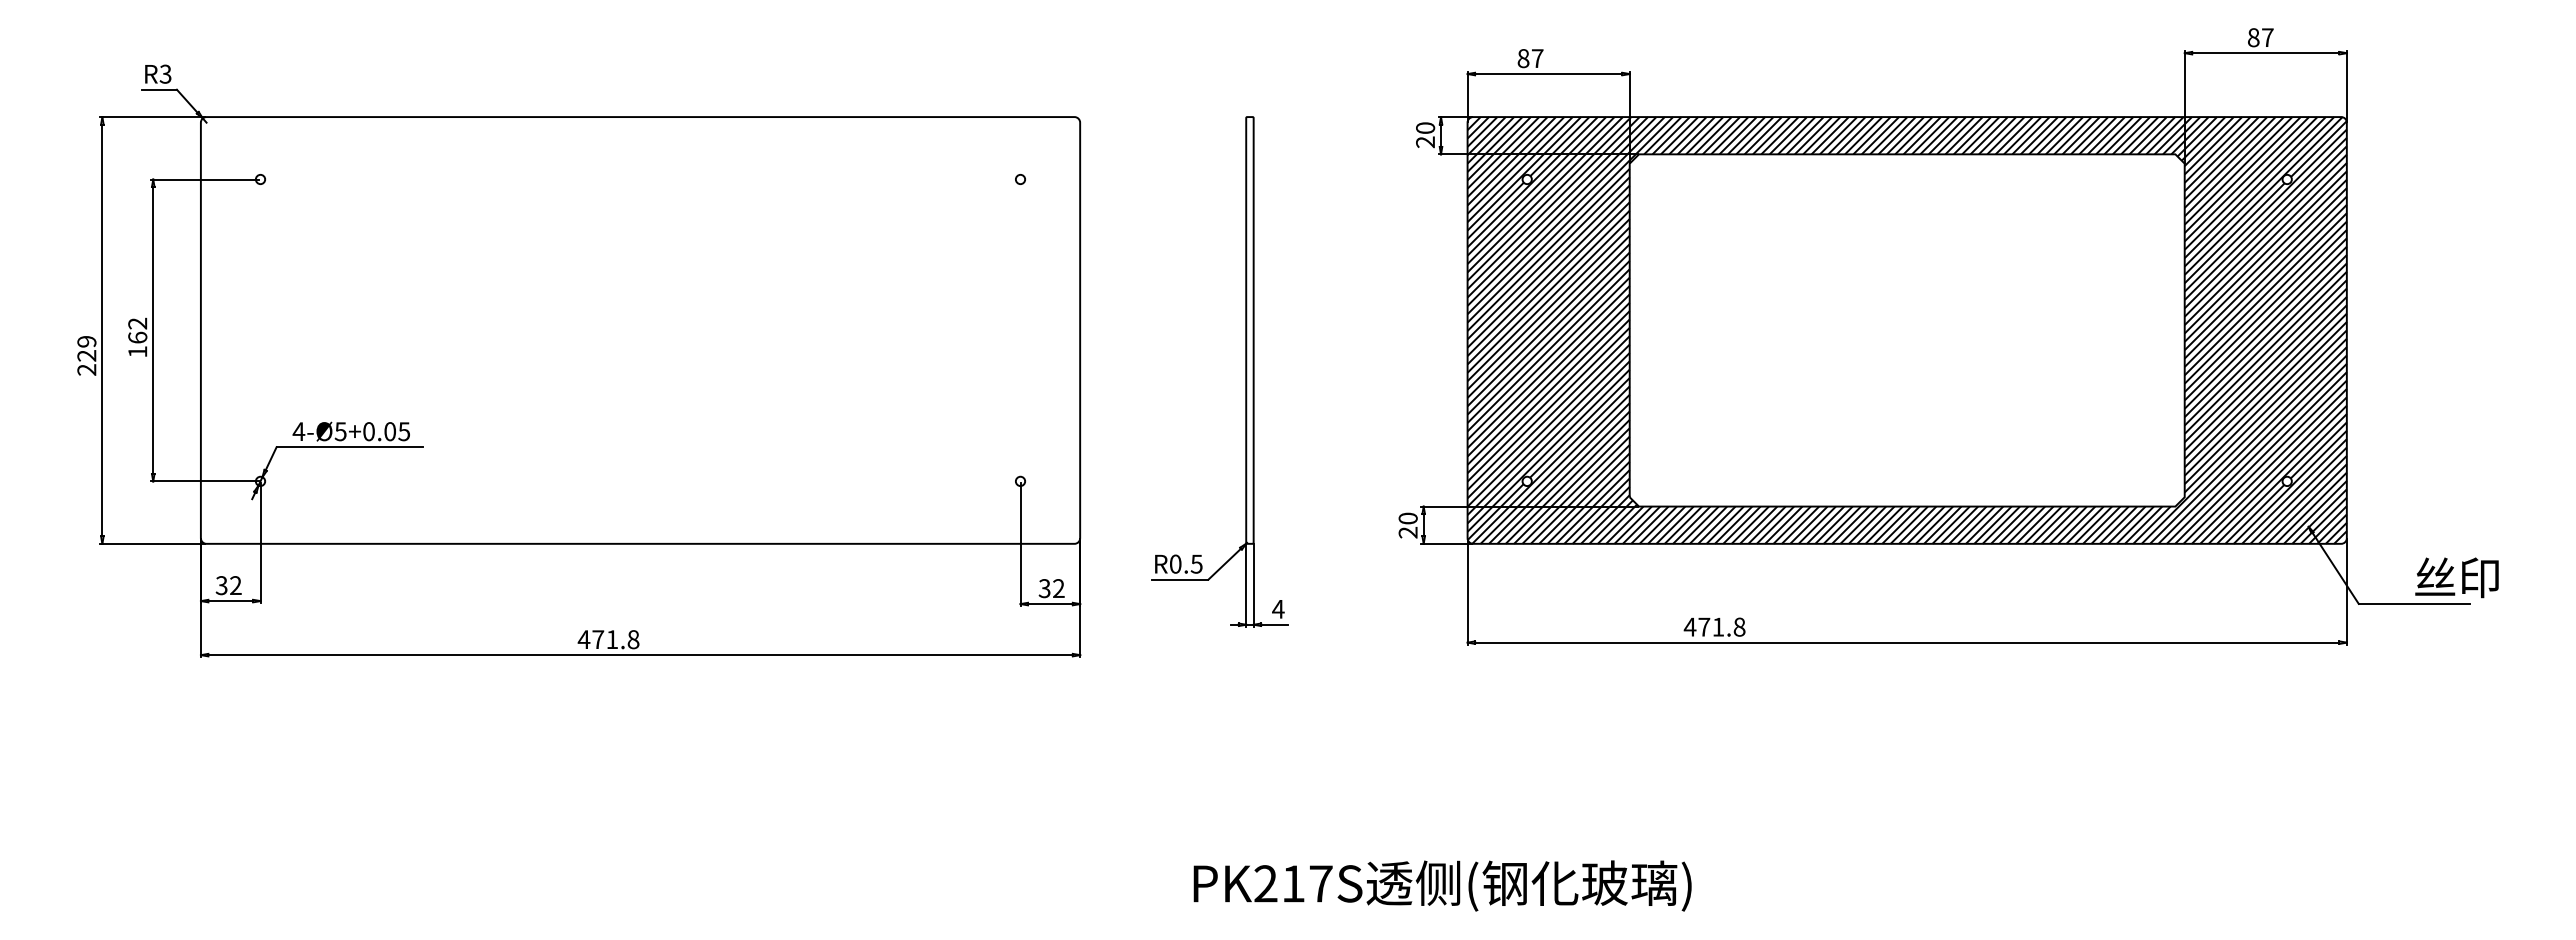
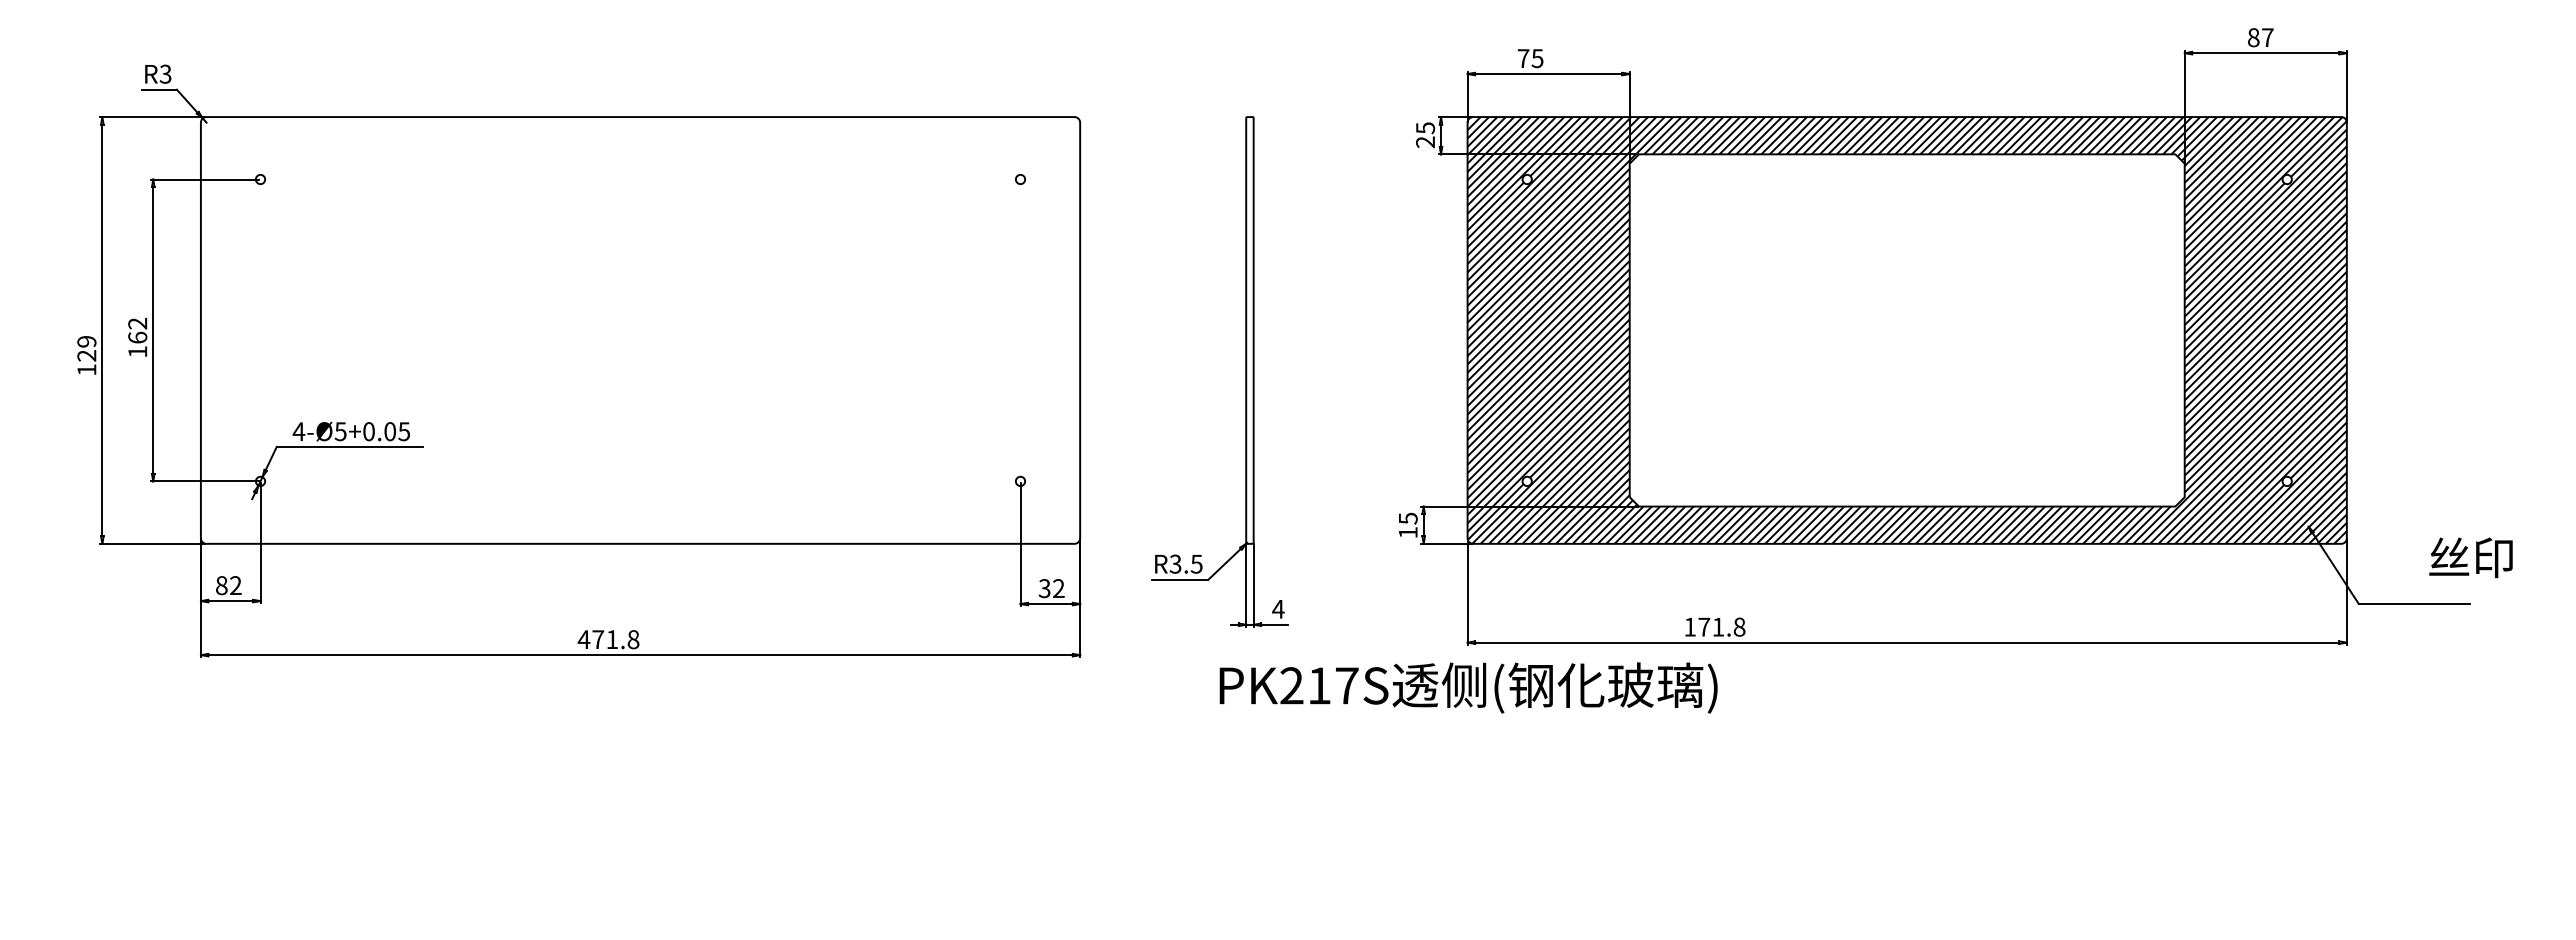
text: 87 -> 75 (1530, 58)
text: 20 -> 25 (1425, 128)
text: 229 -> 129 (86, 369)
text: 20 -> 15 (1407, 525)
text: R0.5 -> R3.5 (1175, 563)
text position: (2456, 577) -> (2470, 557) (2470, 557)
text: 32 -> 82 (221, 585)
text: 471.8 -> 171.8 (1689, 626)
text position: (1442, 885) -> (1468, 687) (1468, 687)
